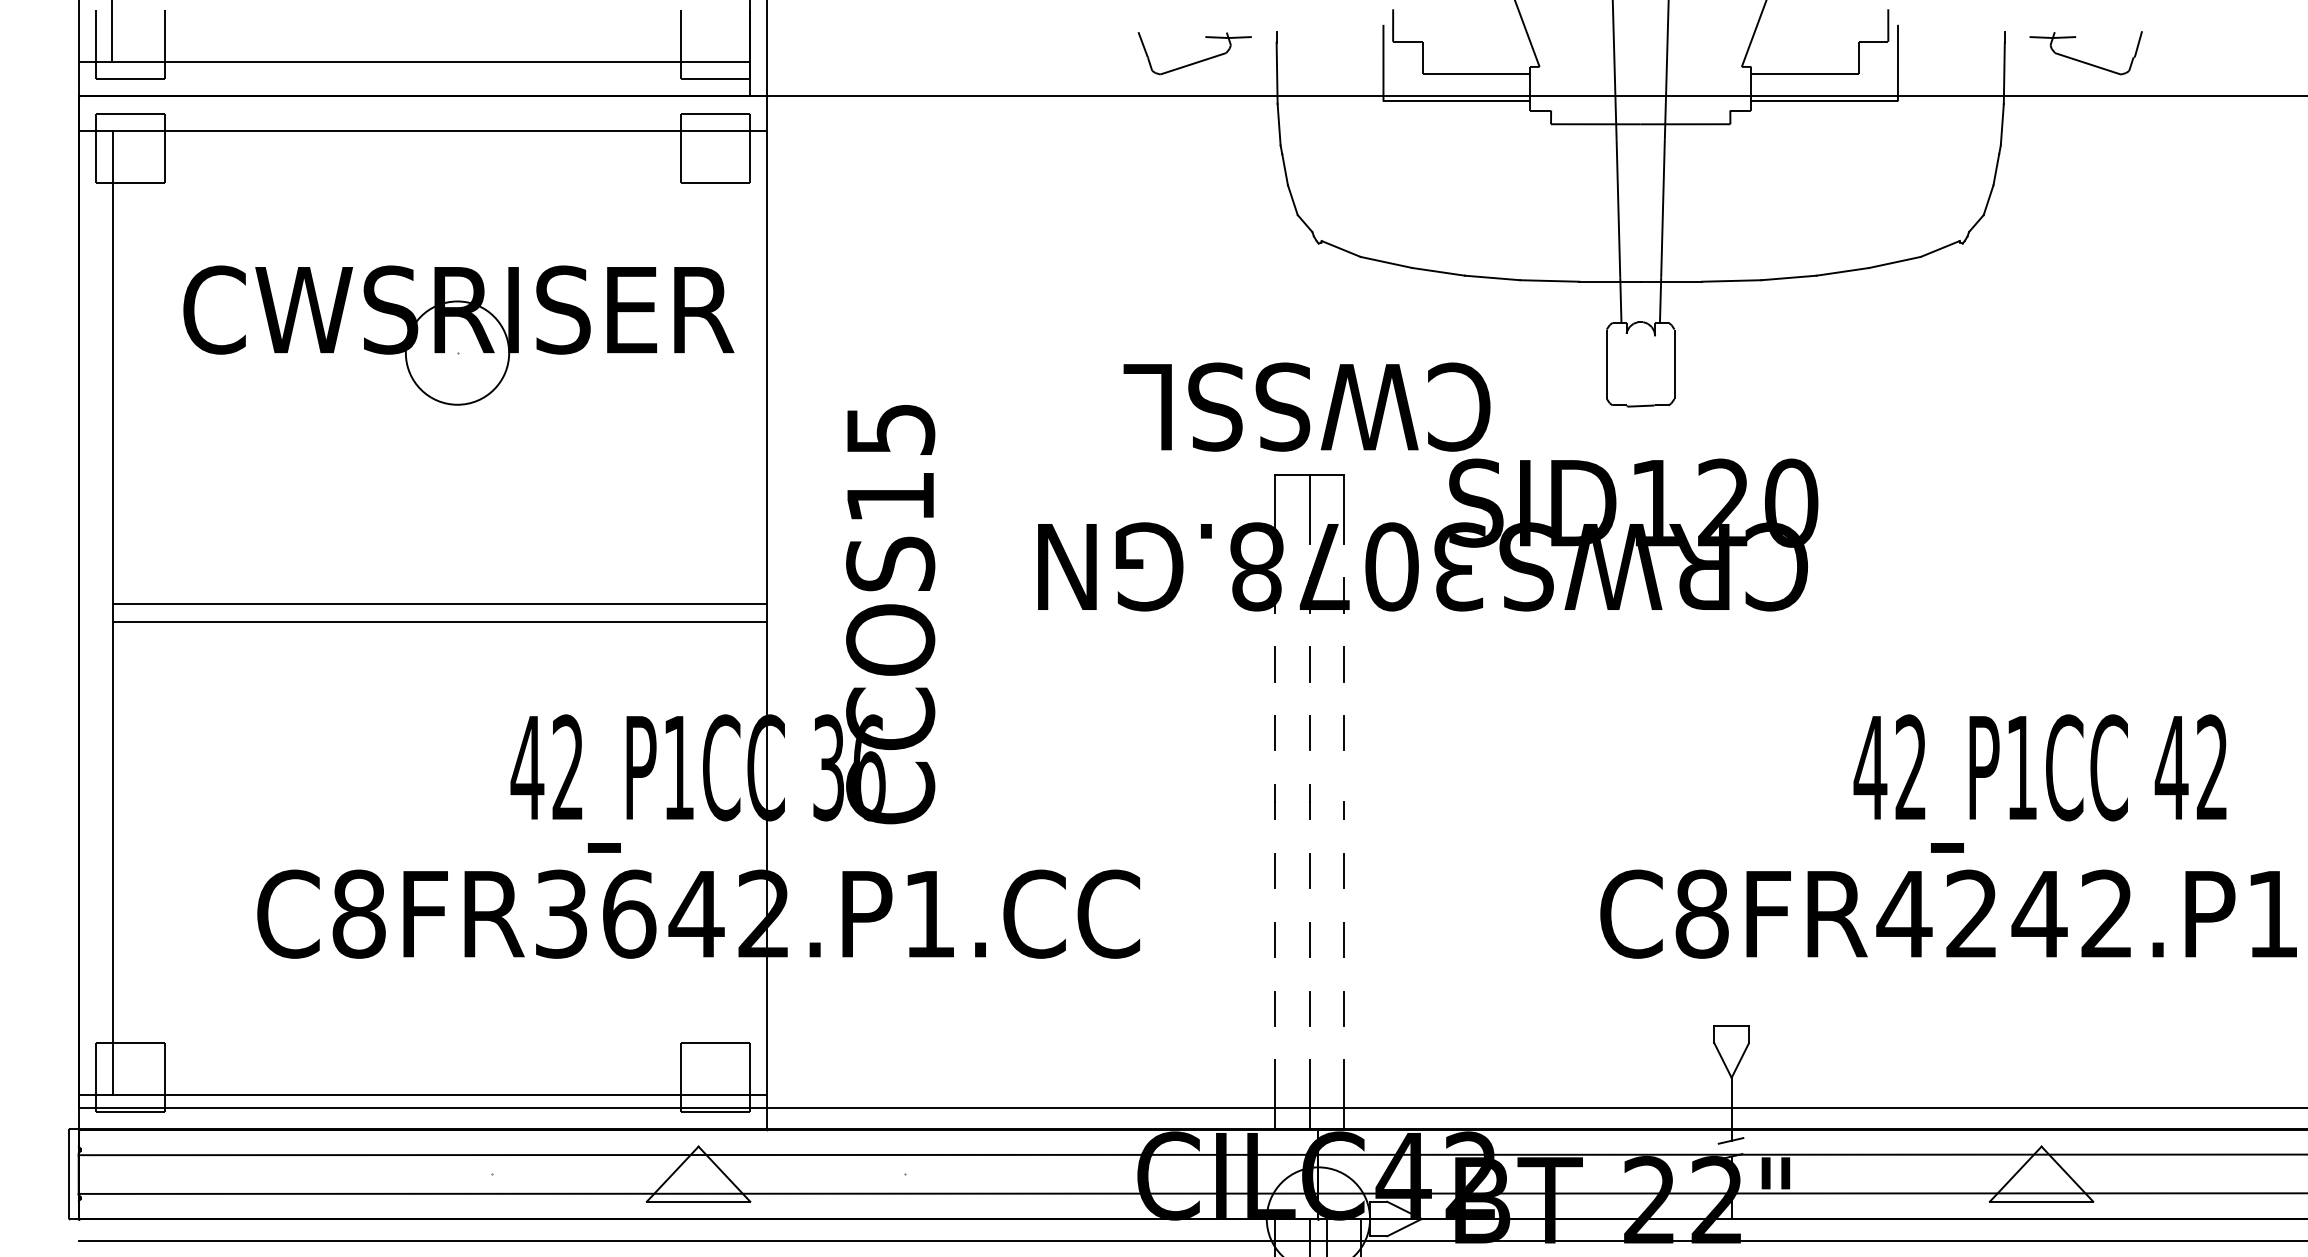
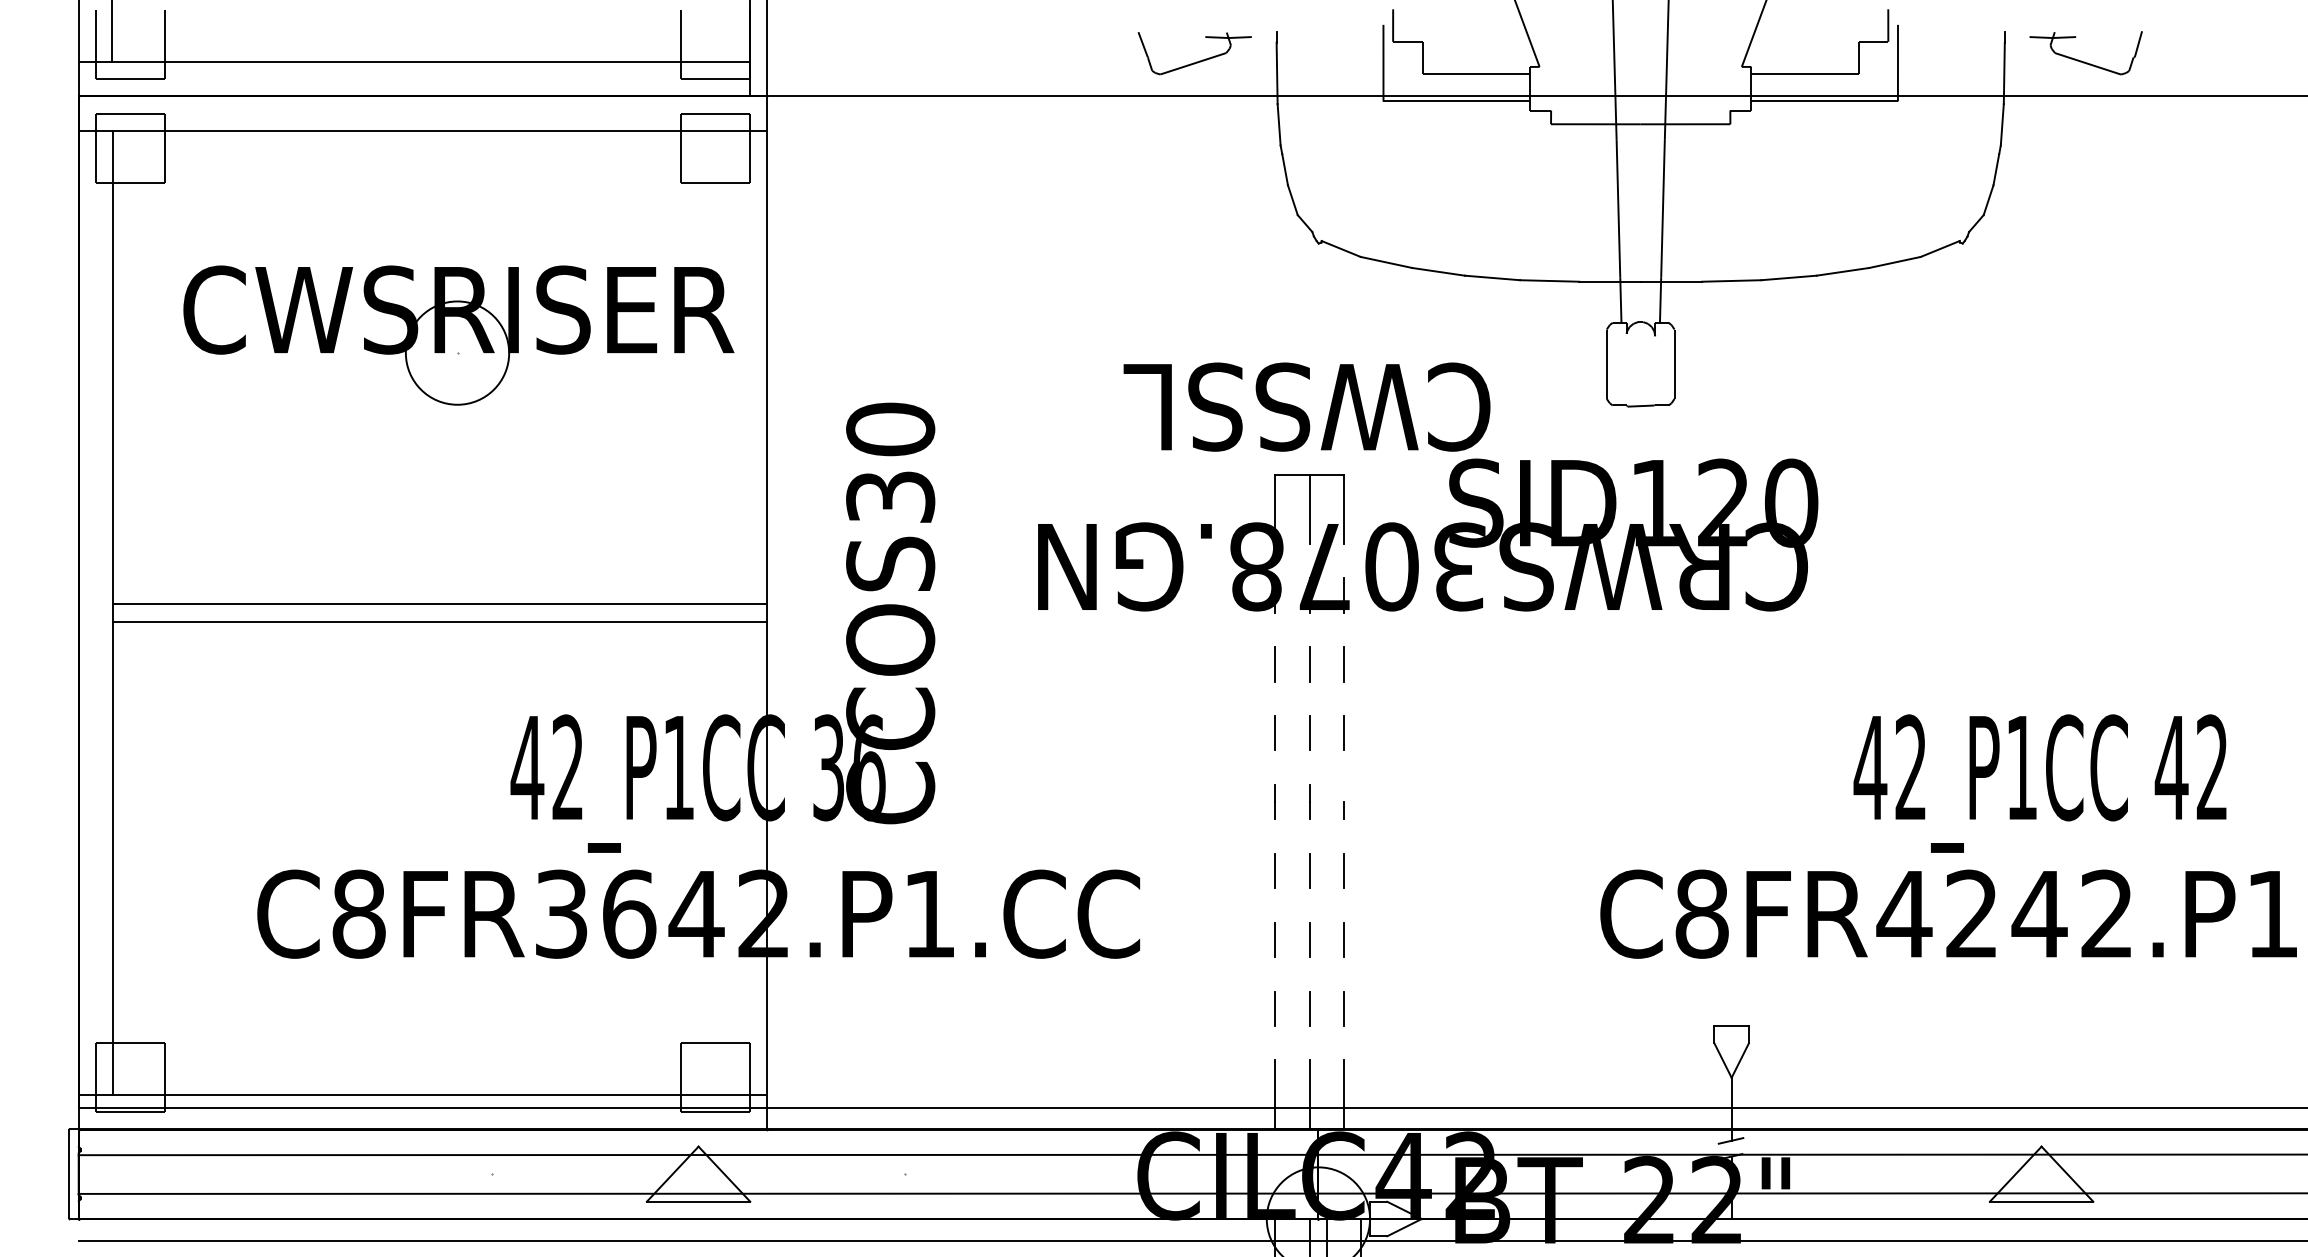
text: CCOS15 -> CCOS30 (890, 462)
